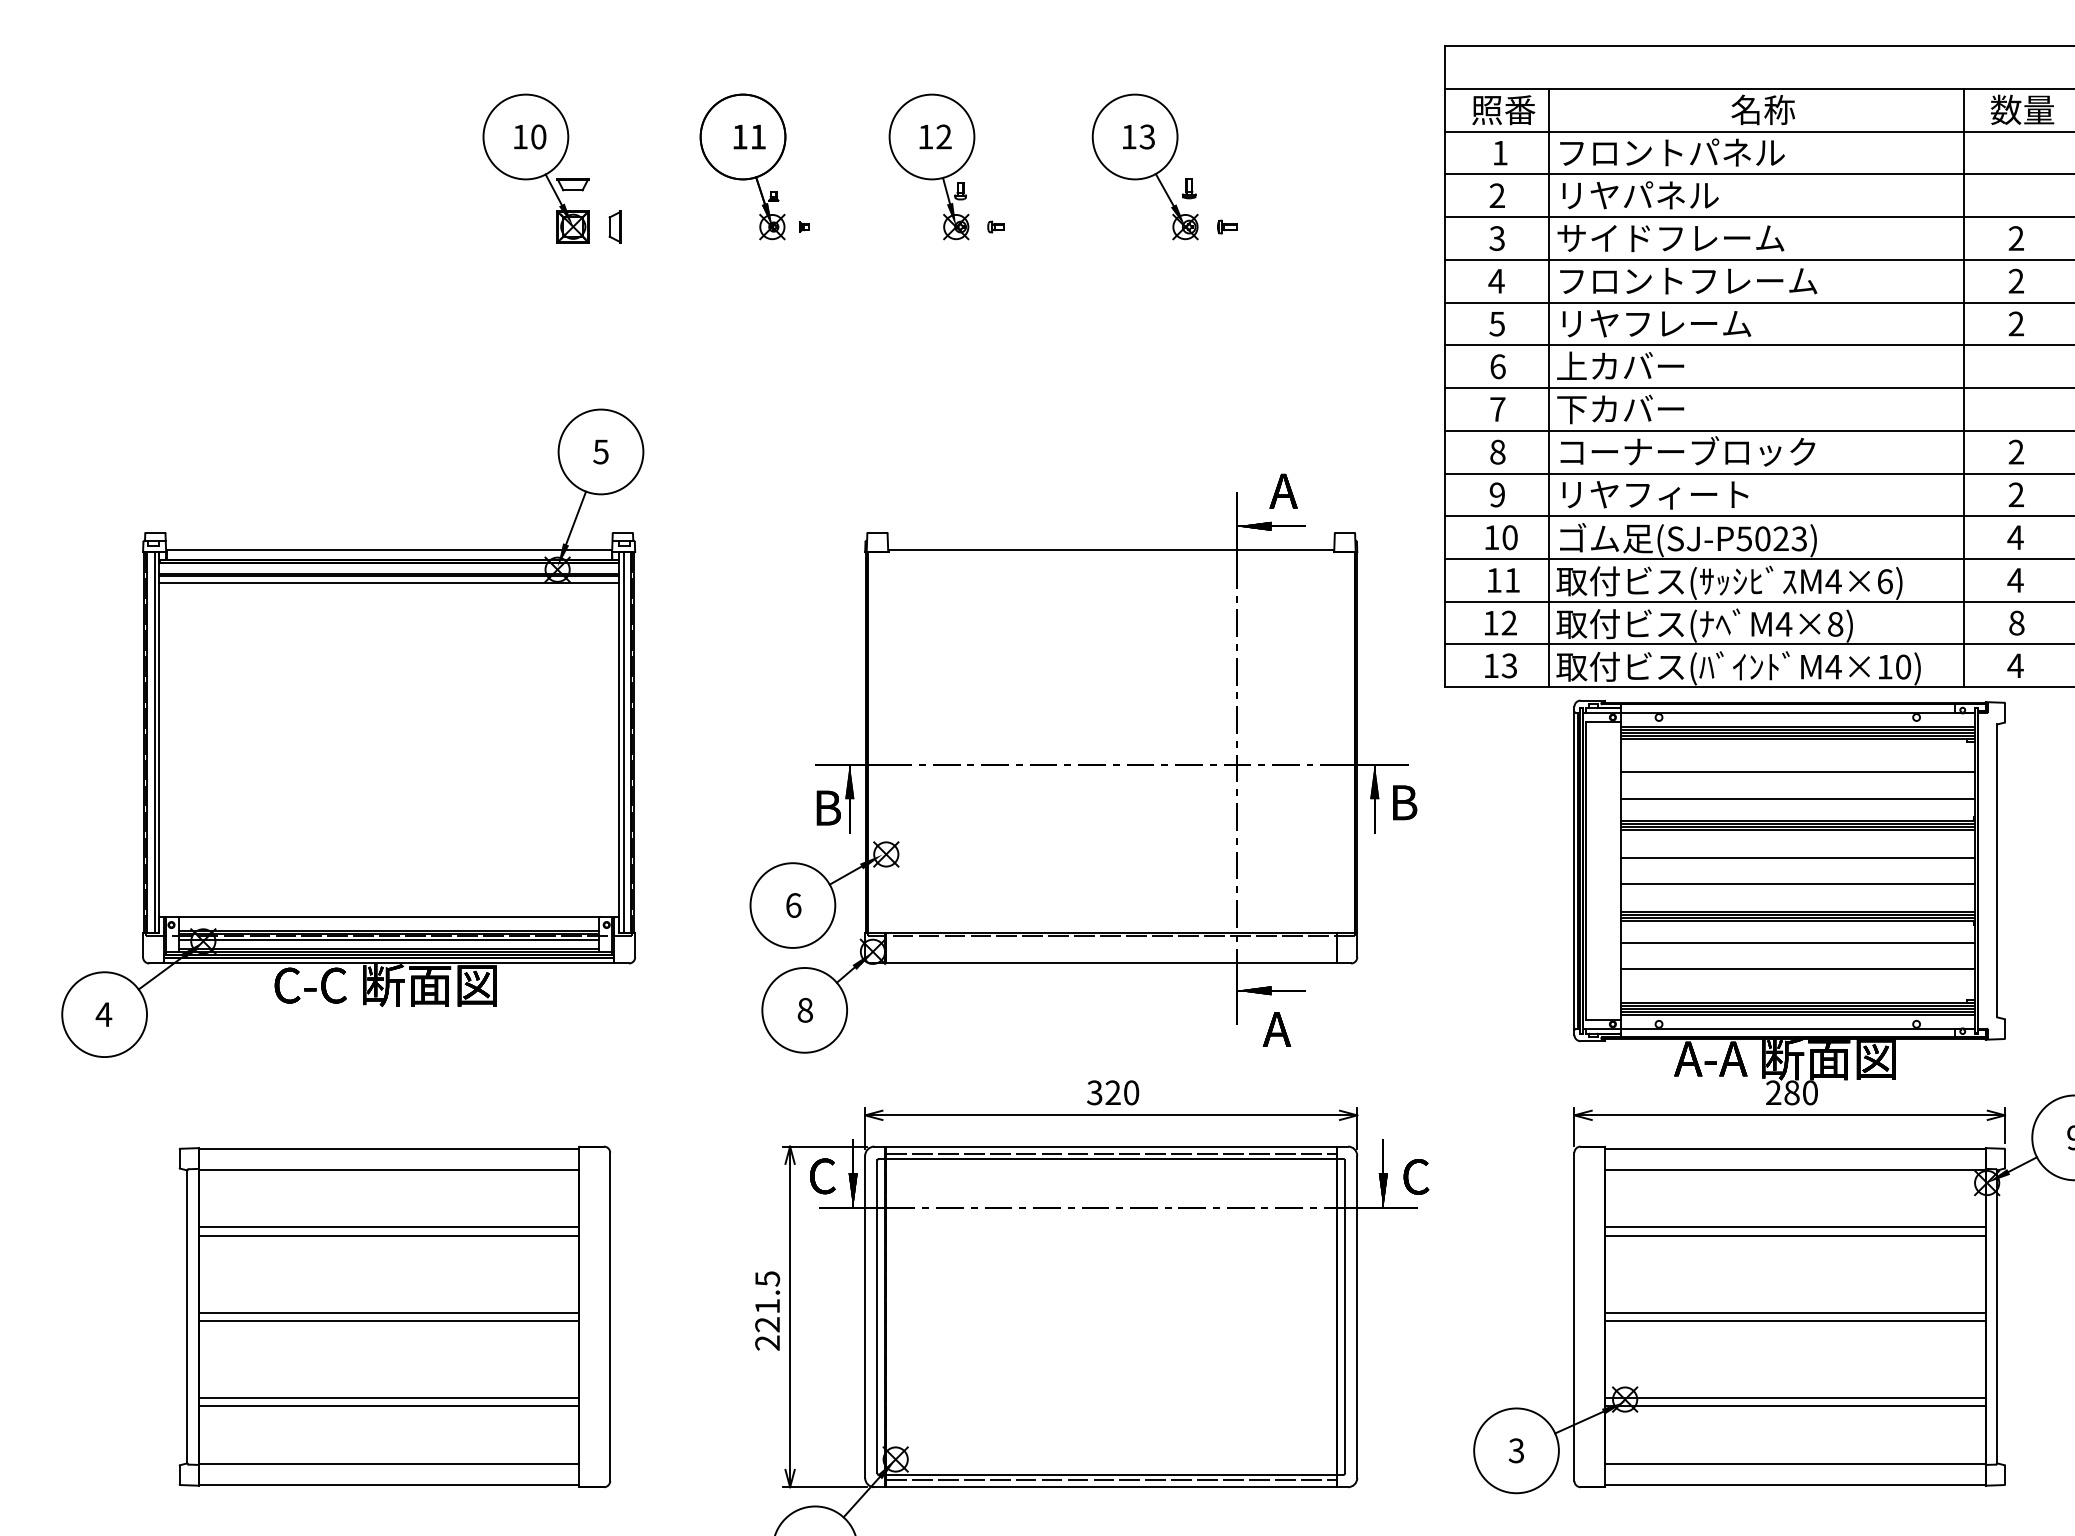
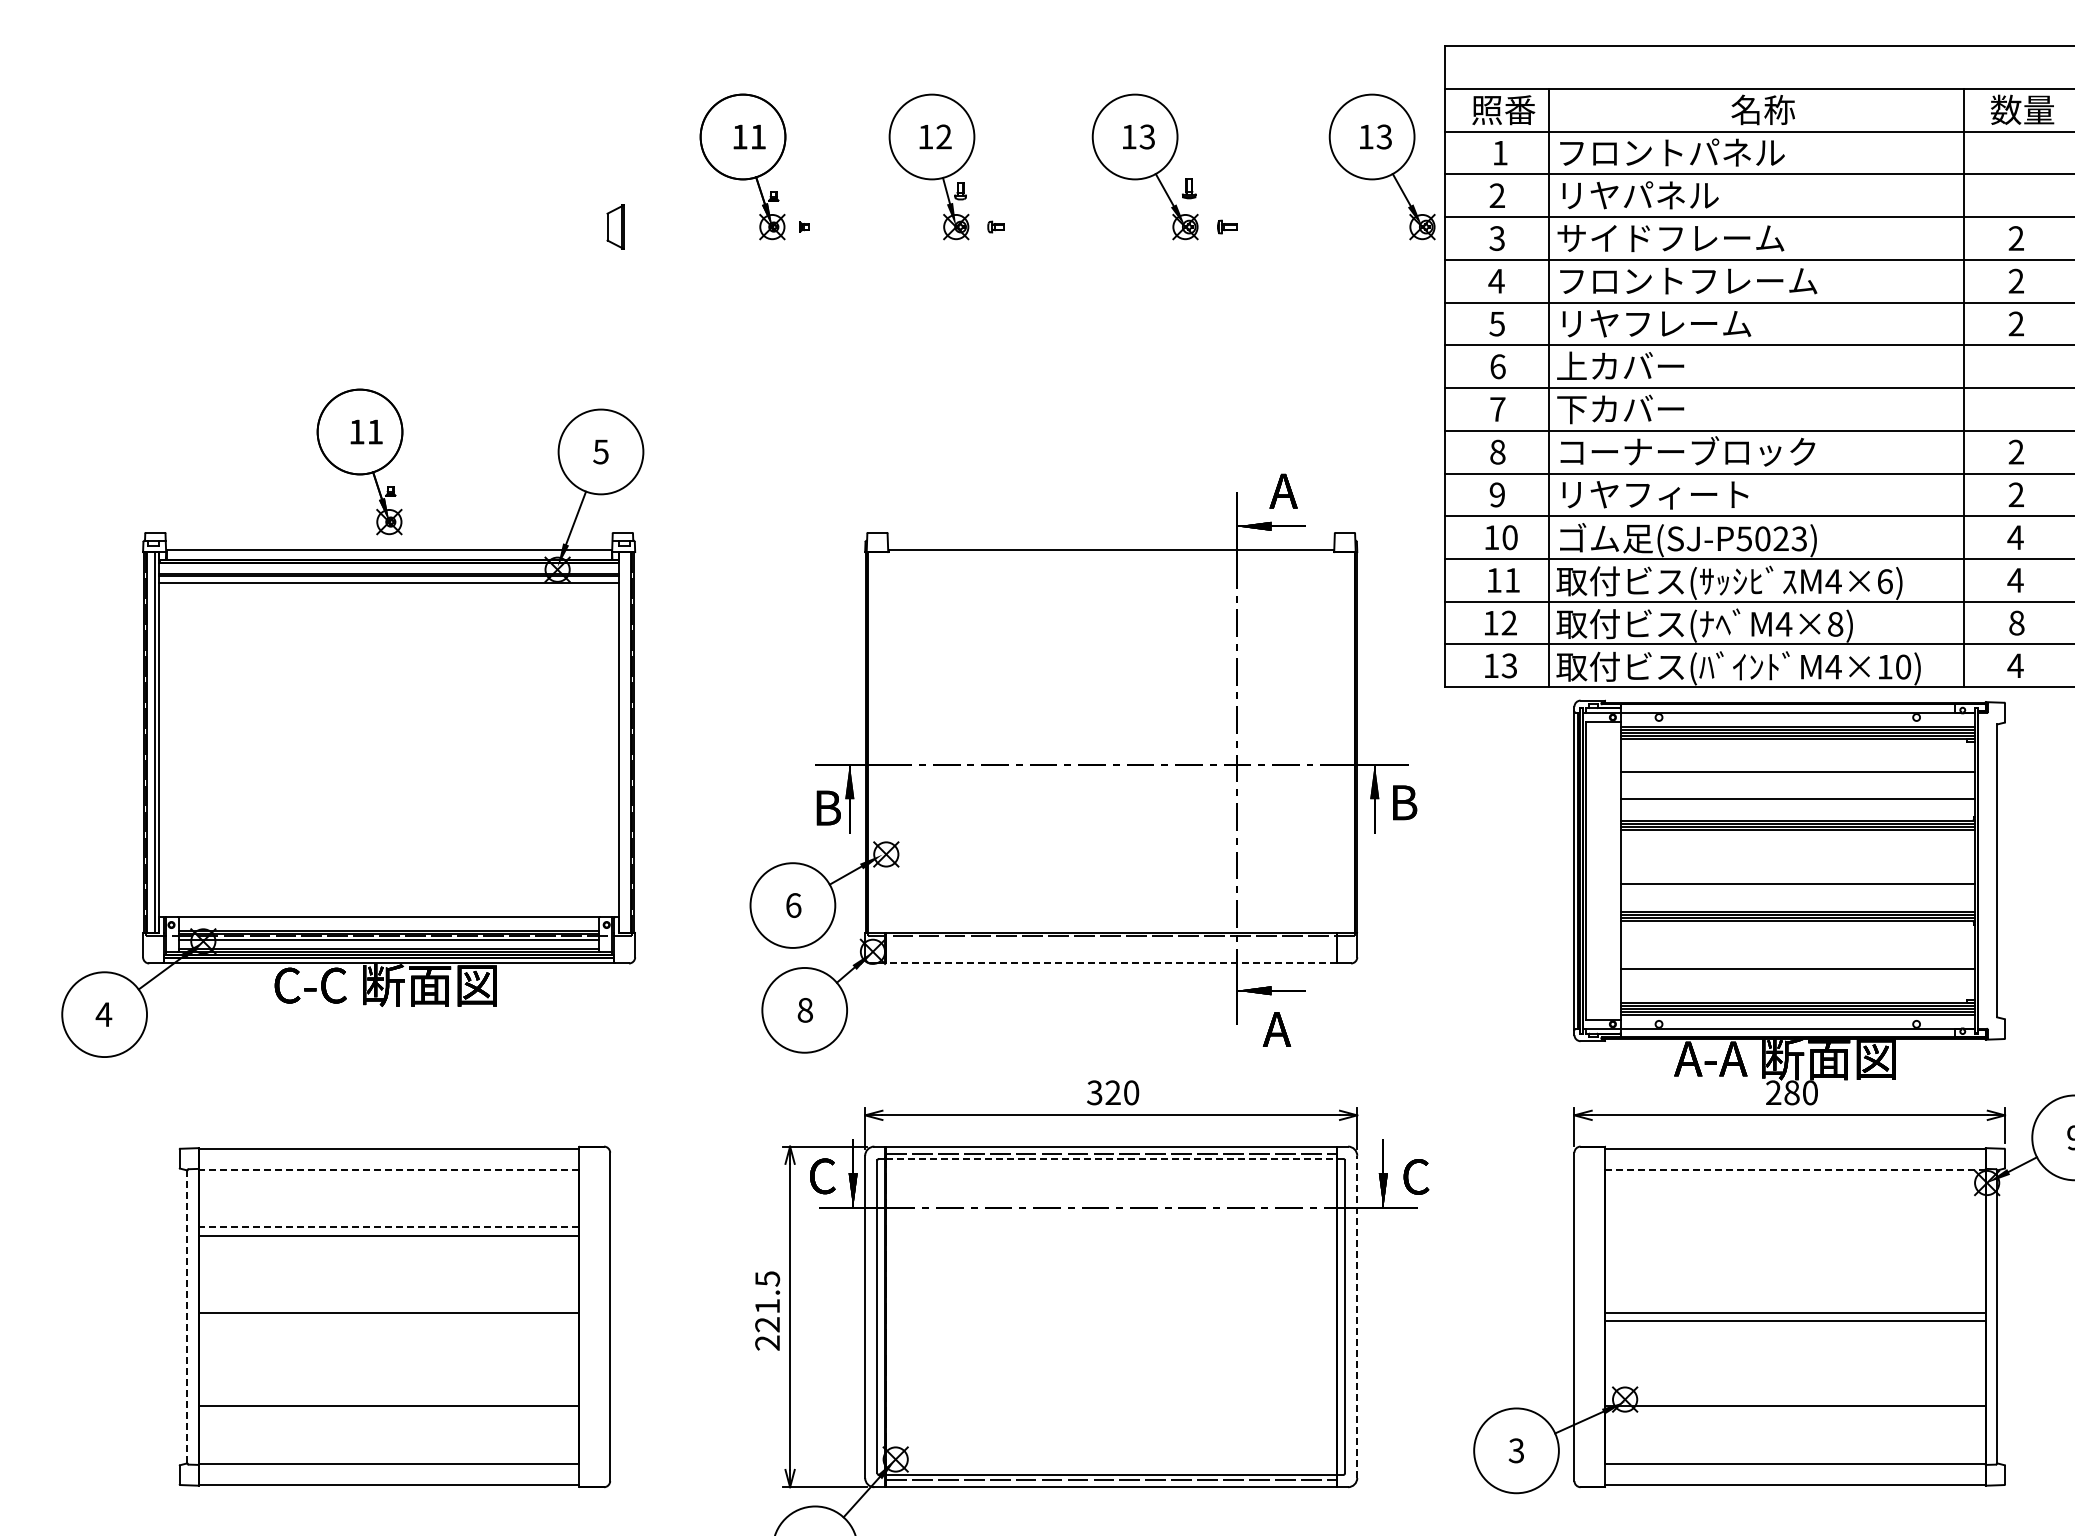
part: none -> present (1381, 166)
part: present -> none (535, 168)
part size: 14x34 px -> 19x46 px (615, 226)
part: none -> present (359, 461)
line: present -> none (623, 742)
line: present -> none (1797, 857)
line: present -> none (1797, 943)
line: solid -> dashed (1110, 963)
line: solid -> dashed (1111, 1158)
line: solid -> dashed (388, 1169)
line: solid -> dashed (1796, 1169)
line: solid -> dashed (388, 1227)
line: present -> none (1795, 1227)
line: present -> none (1795, 1235)
line: solid -> dashed (187, 1316)
line: solid -> dashed (1357, 1316)
line: present -> none (388, 1321)
line: present -> none (388, 1398)
line: present -> none (1795, 1398)
